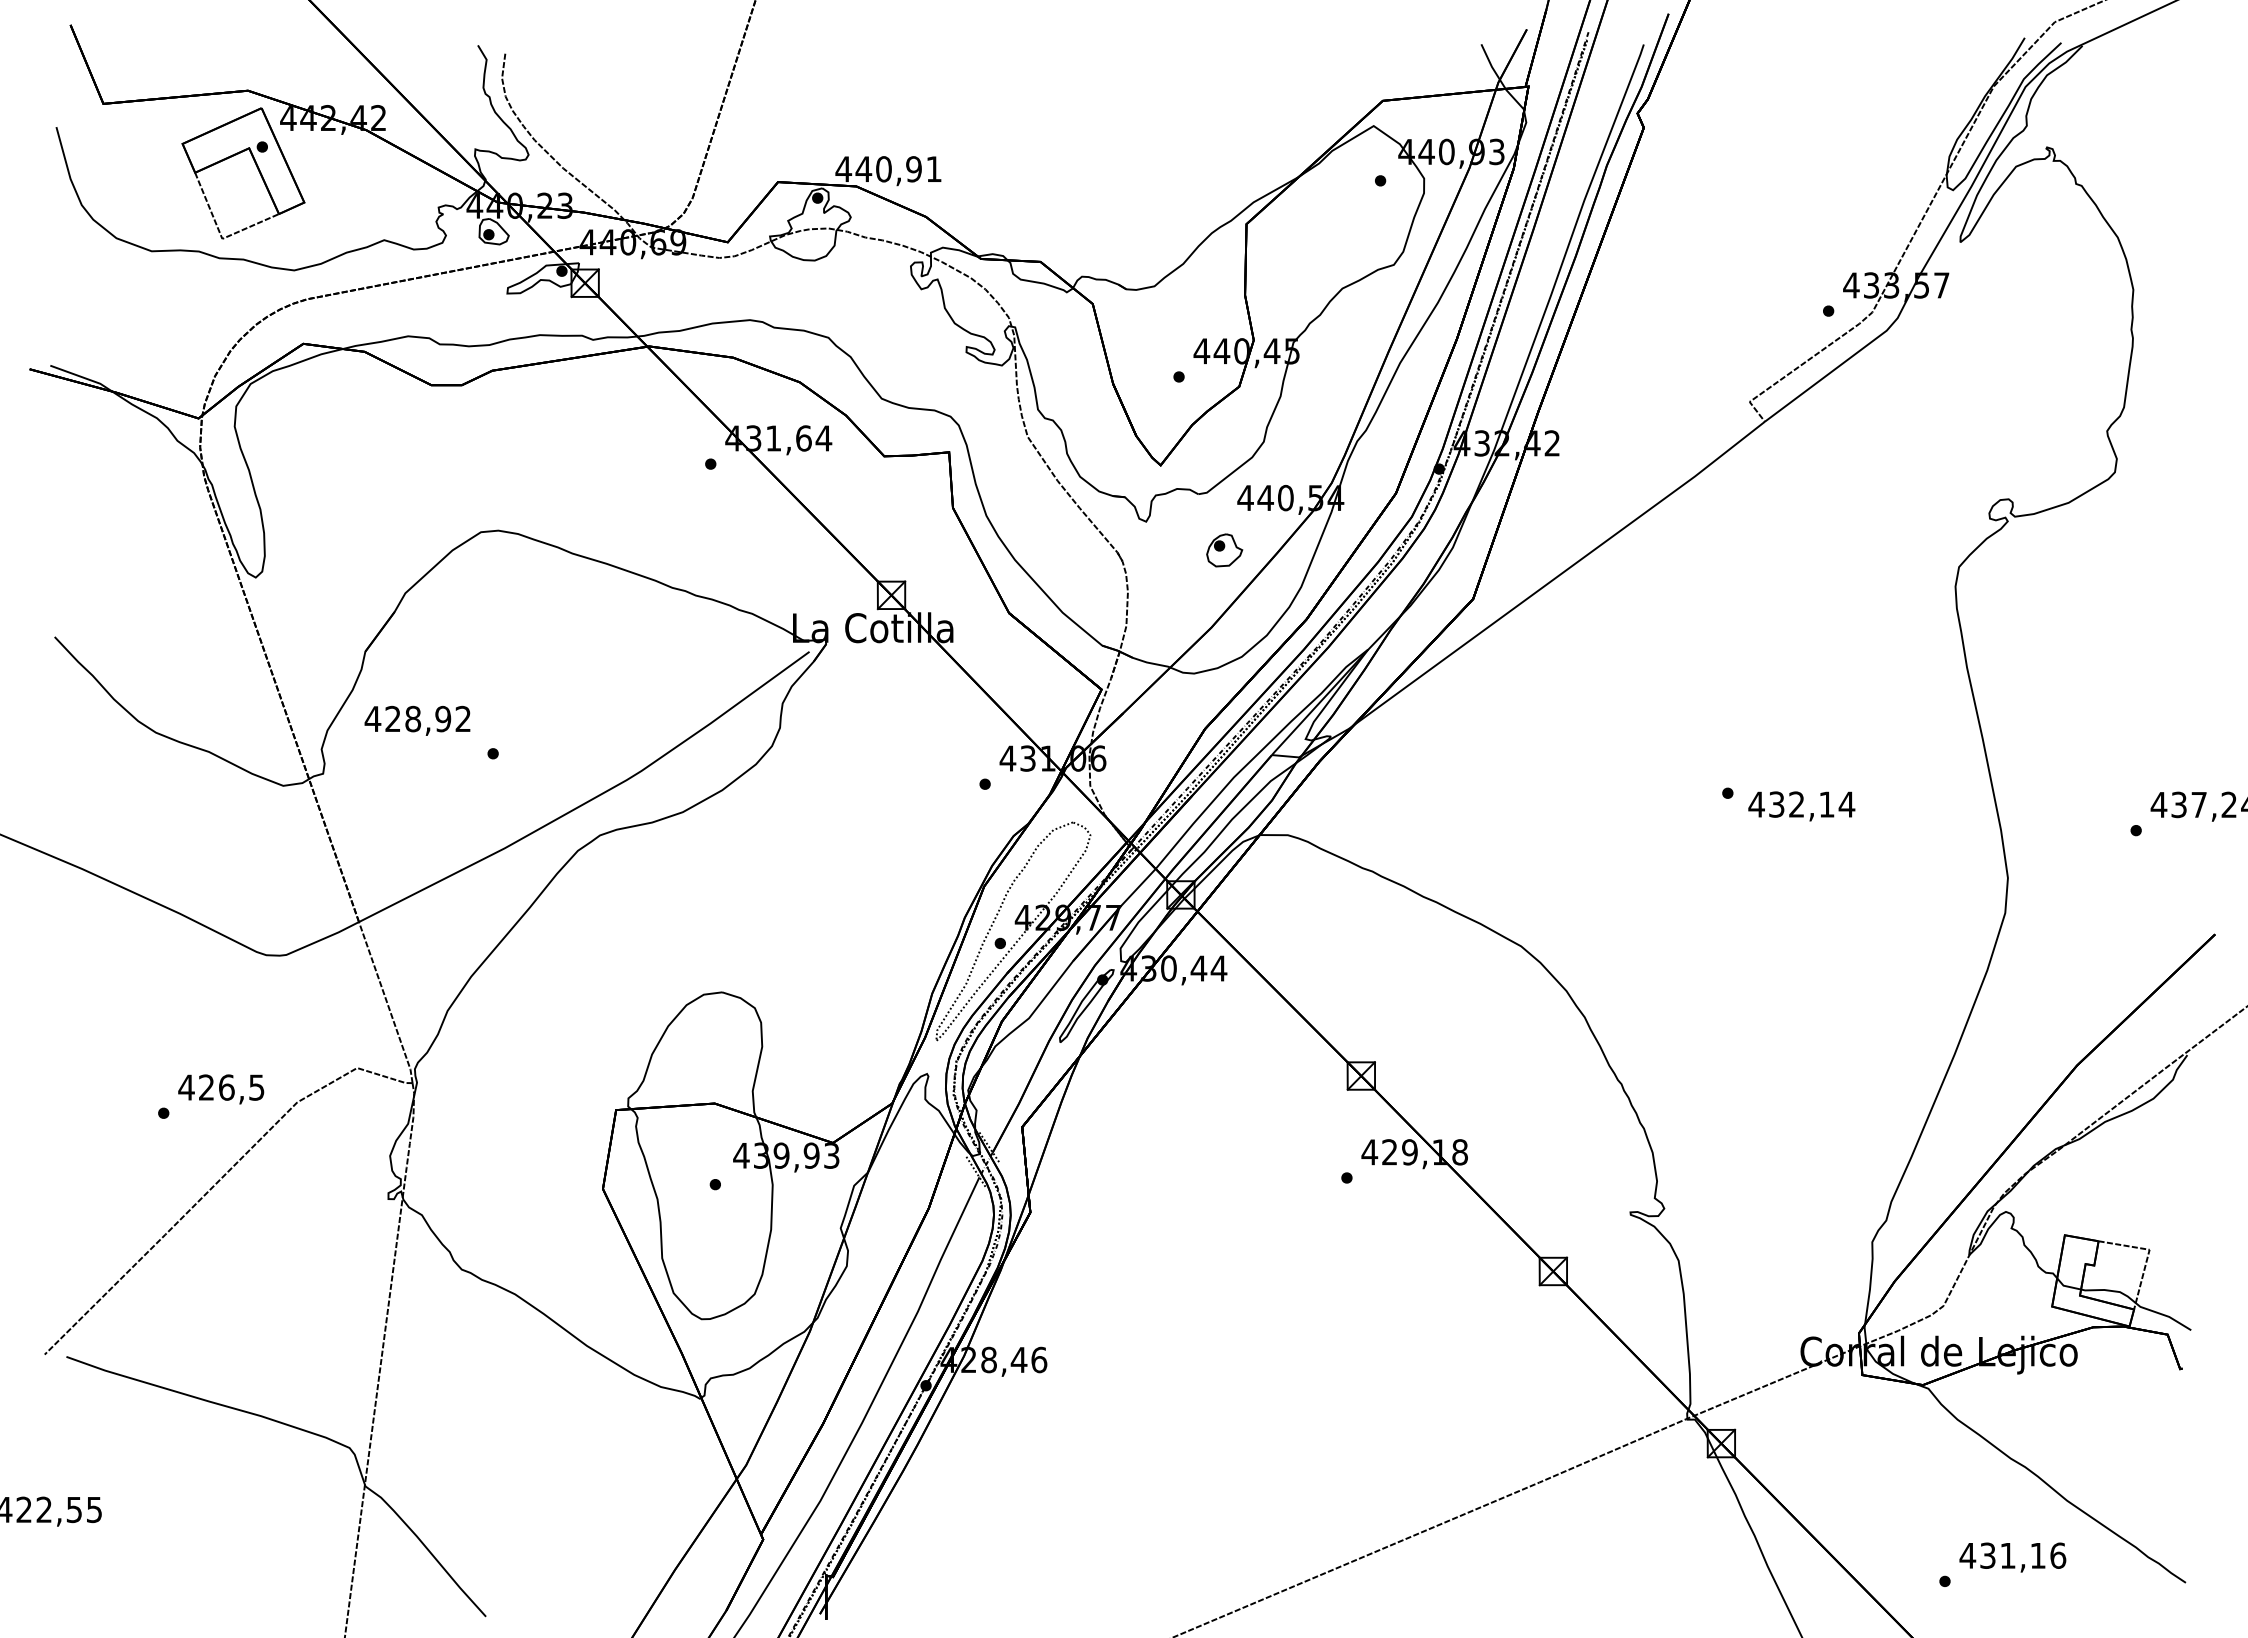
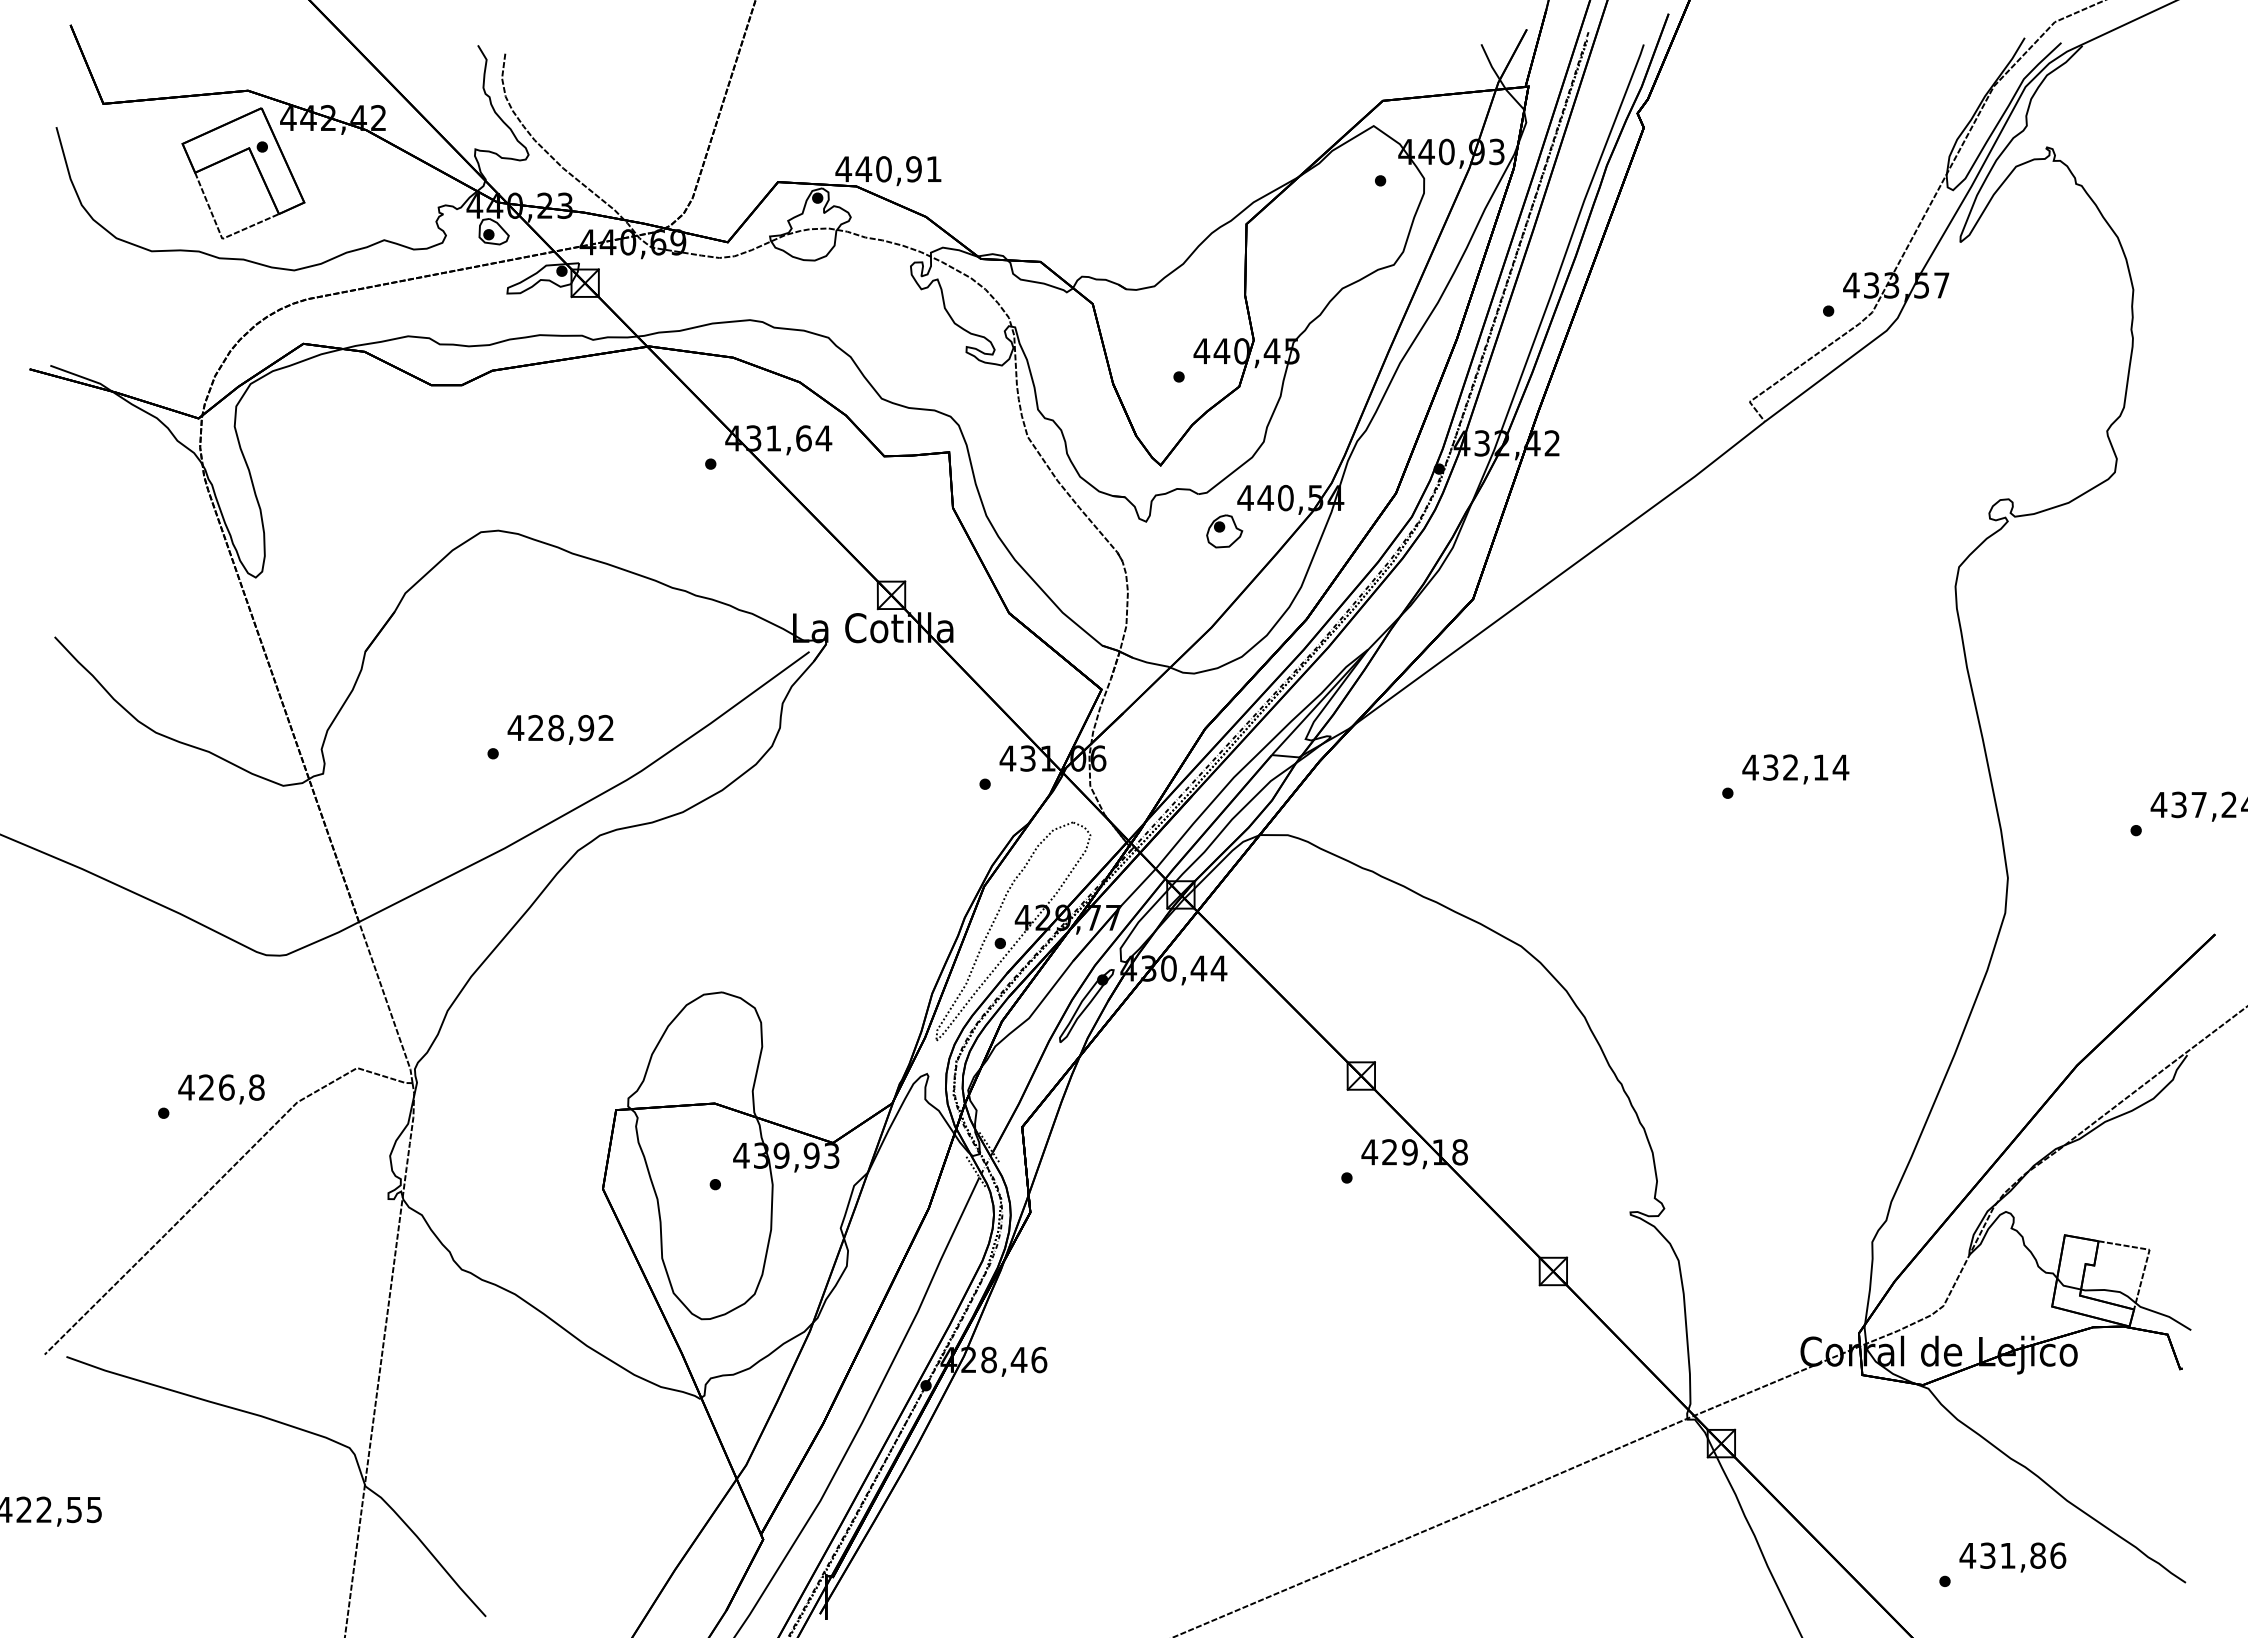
part position: (1224, 550) -> (1224, 531) (1224, 531)
text position: (417, 720) -> (560, 729) (560, 729)
text position: (1801, 806) -> (1795, 769) (1795, 769)
text: 426,5 -> 426,8 (256, 1087)
text: 431,16 -> 431,86 (2037, 1555)
